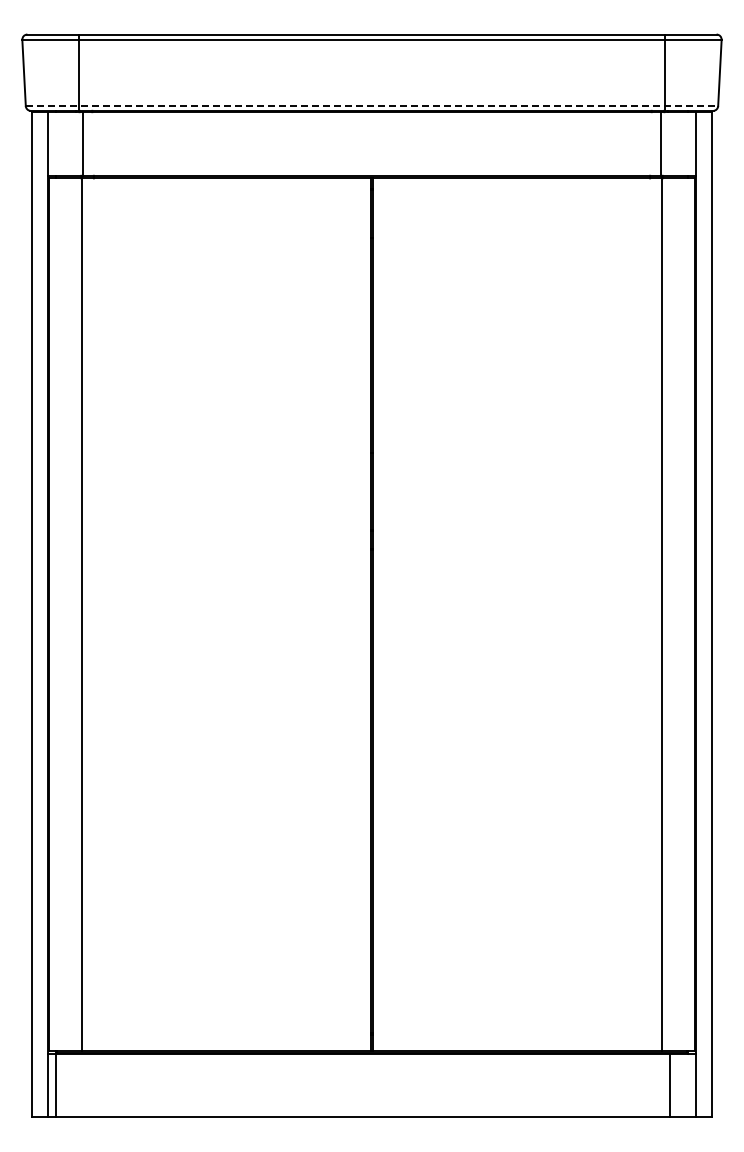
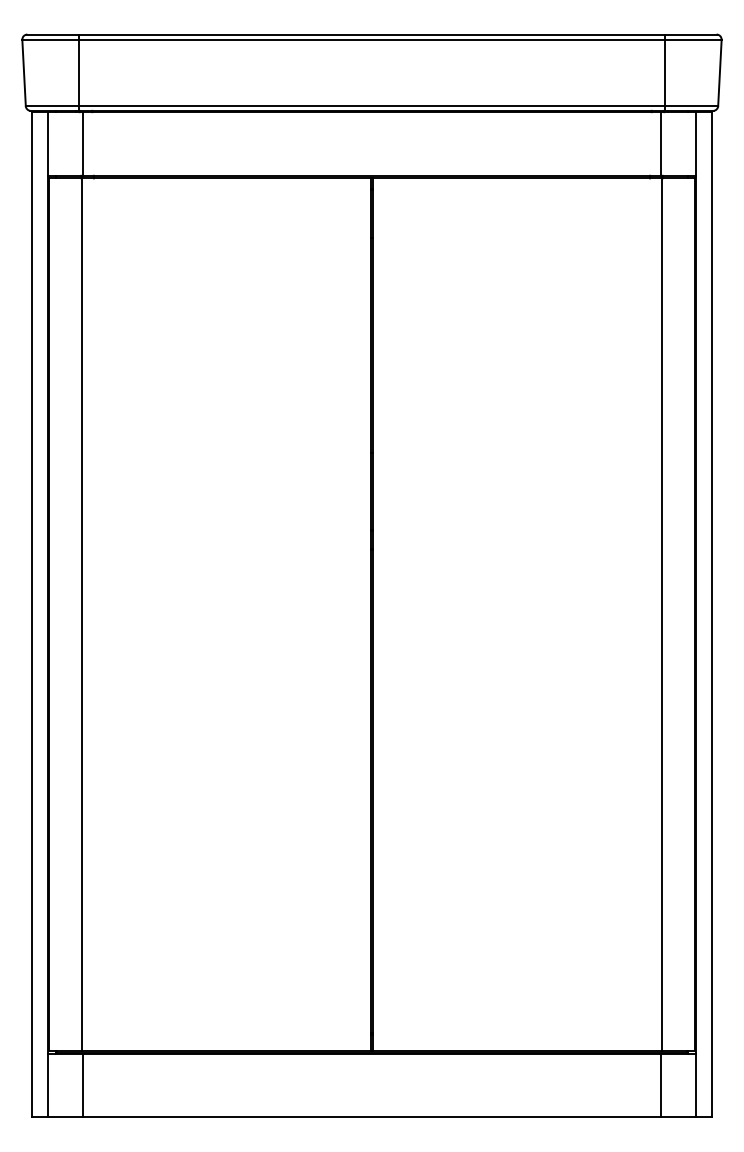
line: dashed -> solid (372, 106)
line position: (55, 1085) -> (82, 1085) (82, 1085)
line position: (670, 1085) -> (661, 1085) (661, 1085)
